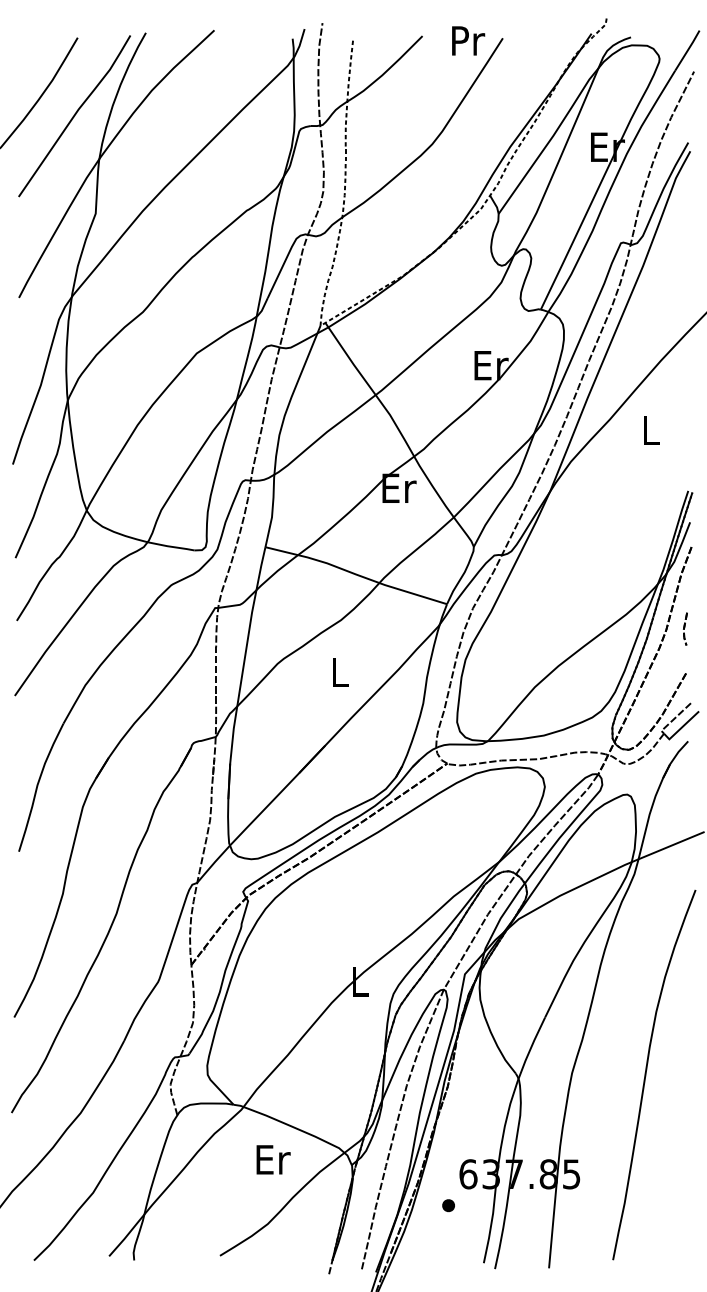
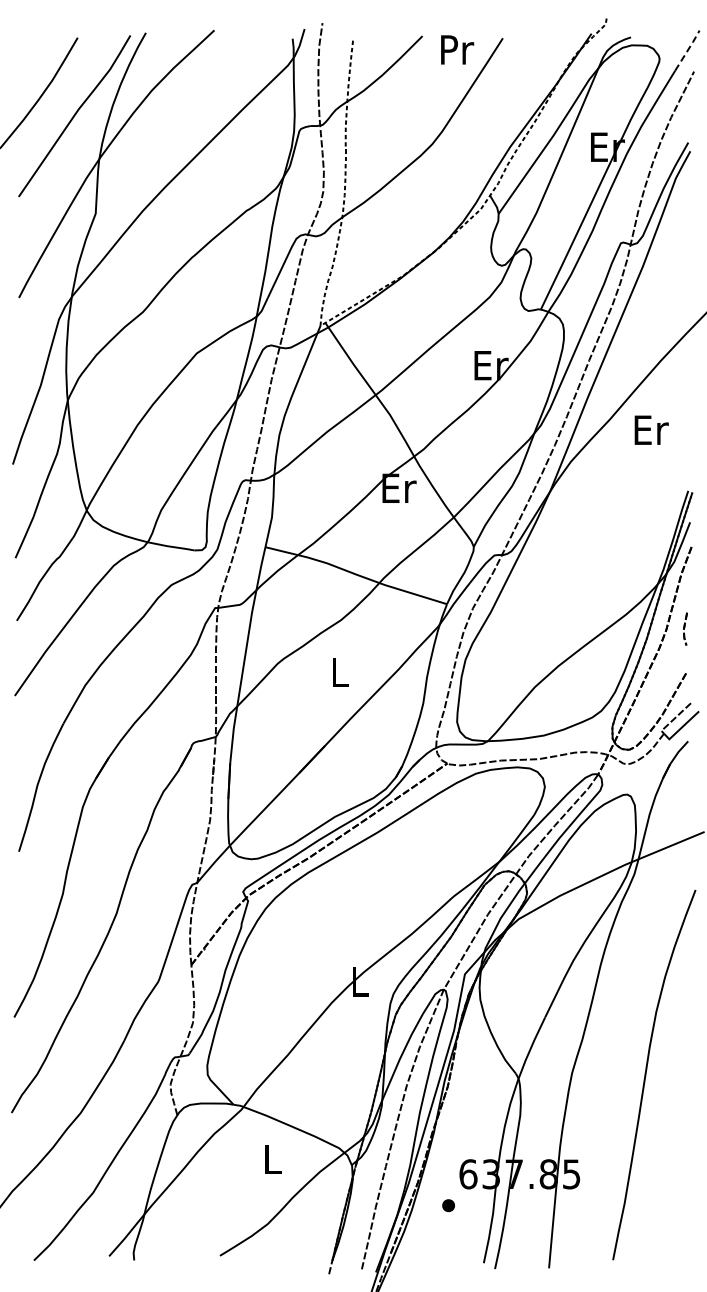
text position: (468, 40) -> (457, 49) (457, 49)
line: solid -> dashed (688, 49)
text: L -> Er (651, 429)
text: Er -> L (273, 1159)
